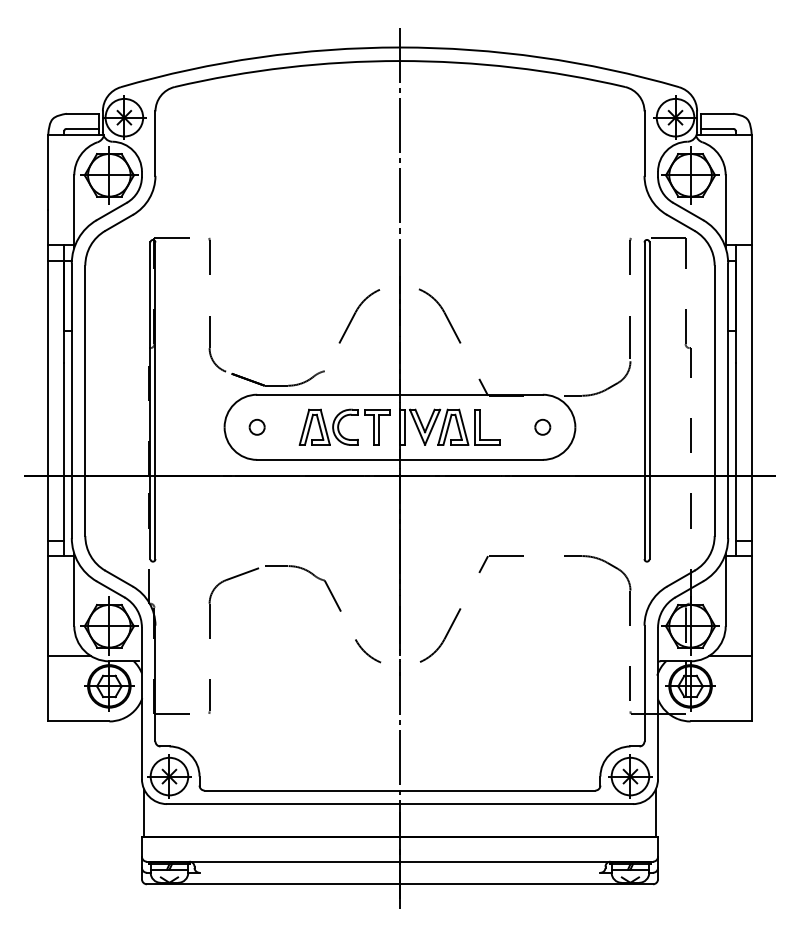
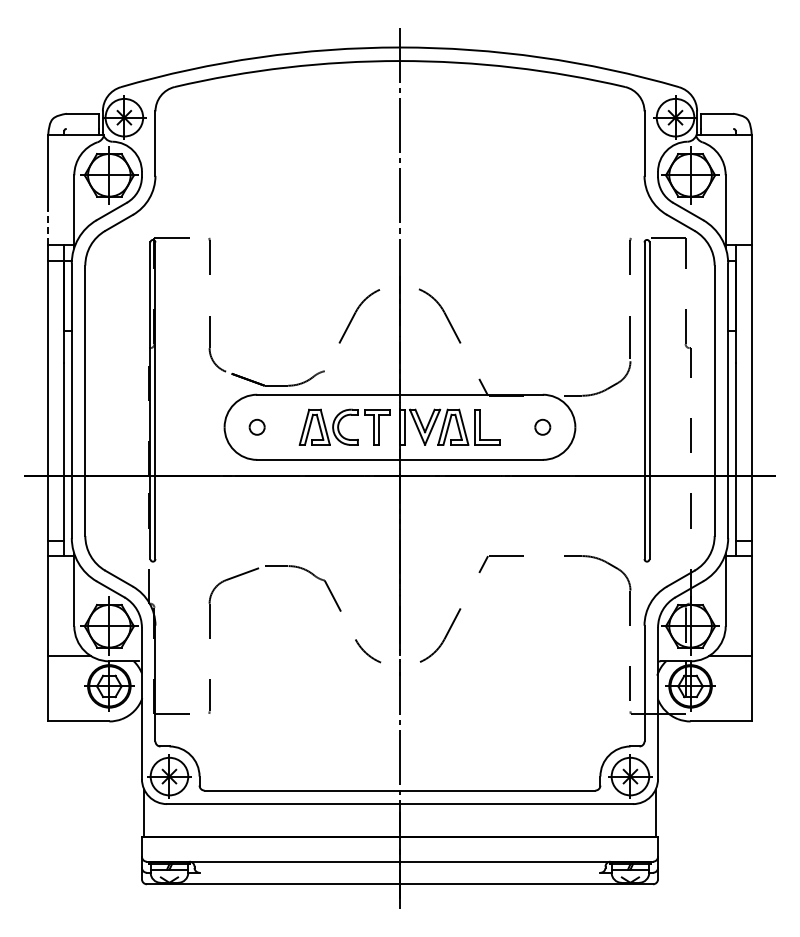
line: present -> none (82, 128)
line: present -> none (716, 128)
line: solid -> dashed (48, 227)
